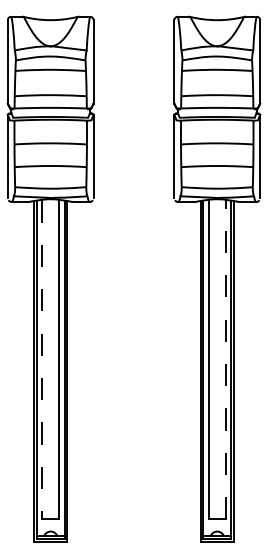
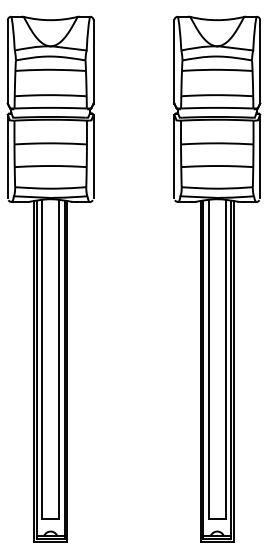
line: dashed -> solid (41, 359)
line: dashed -> solid (225, 359)
